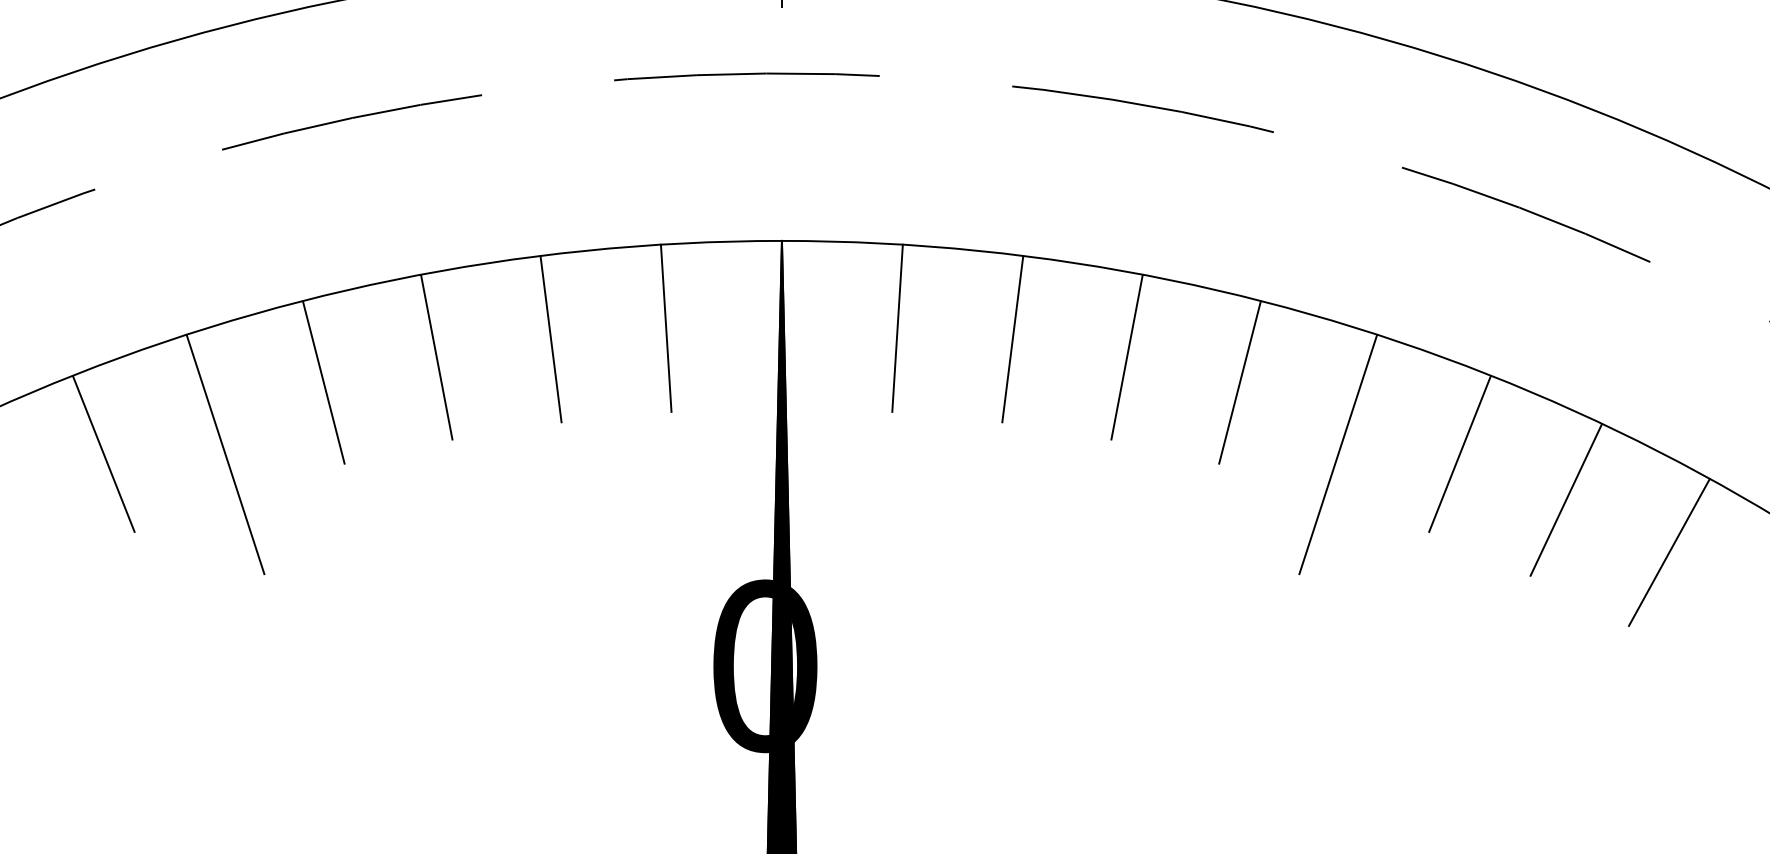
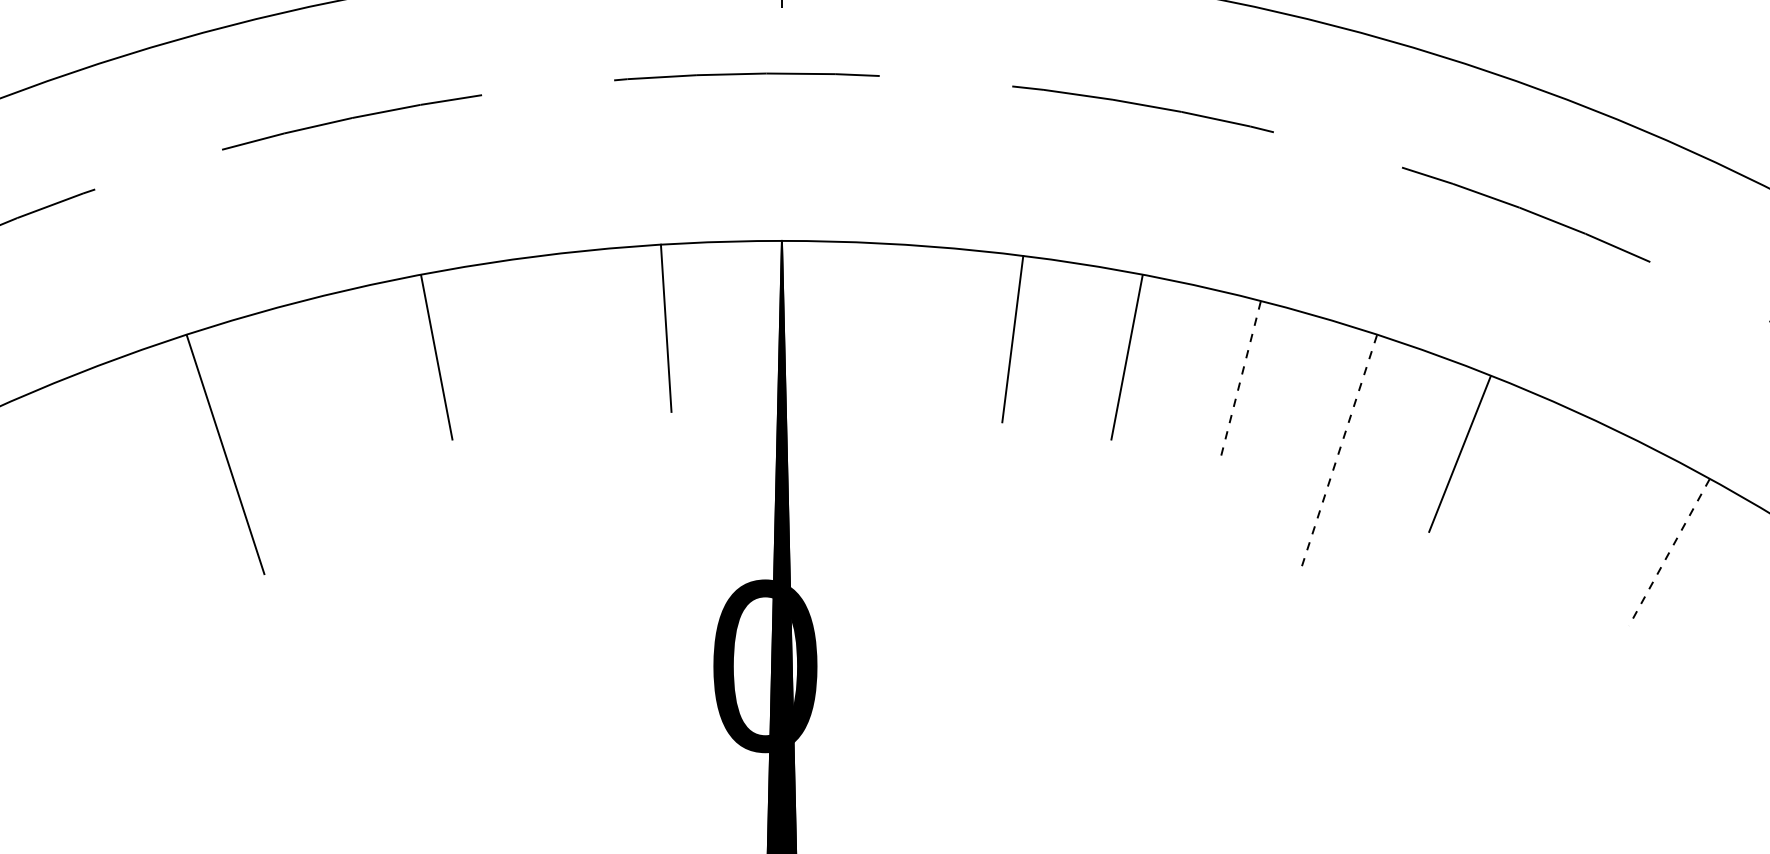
line: present -> none (897, 327)
line: present -> none (550, 339)
line: present -> none (323, 382)
line: solid -> dashed (1240, 382)
line: present -> none (103, 453)
line: solid -> dashed (1338, 454)
line: present -> none (1565, 499)
line: solid -> dashed (1669, 552)
